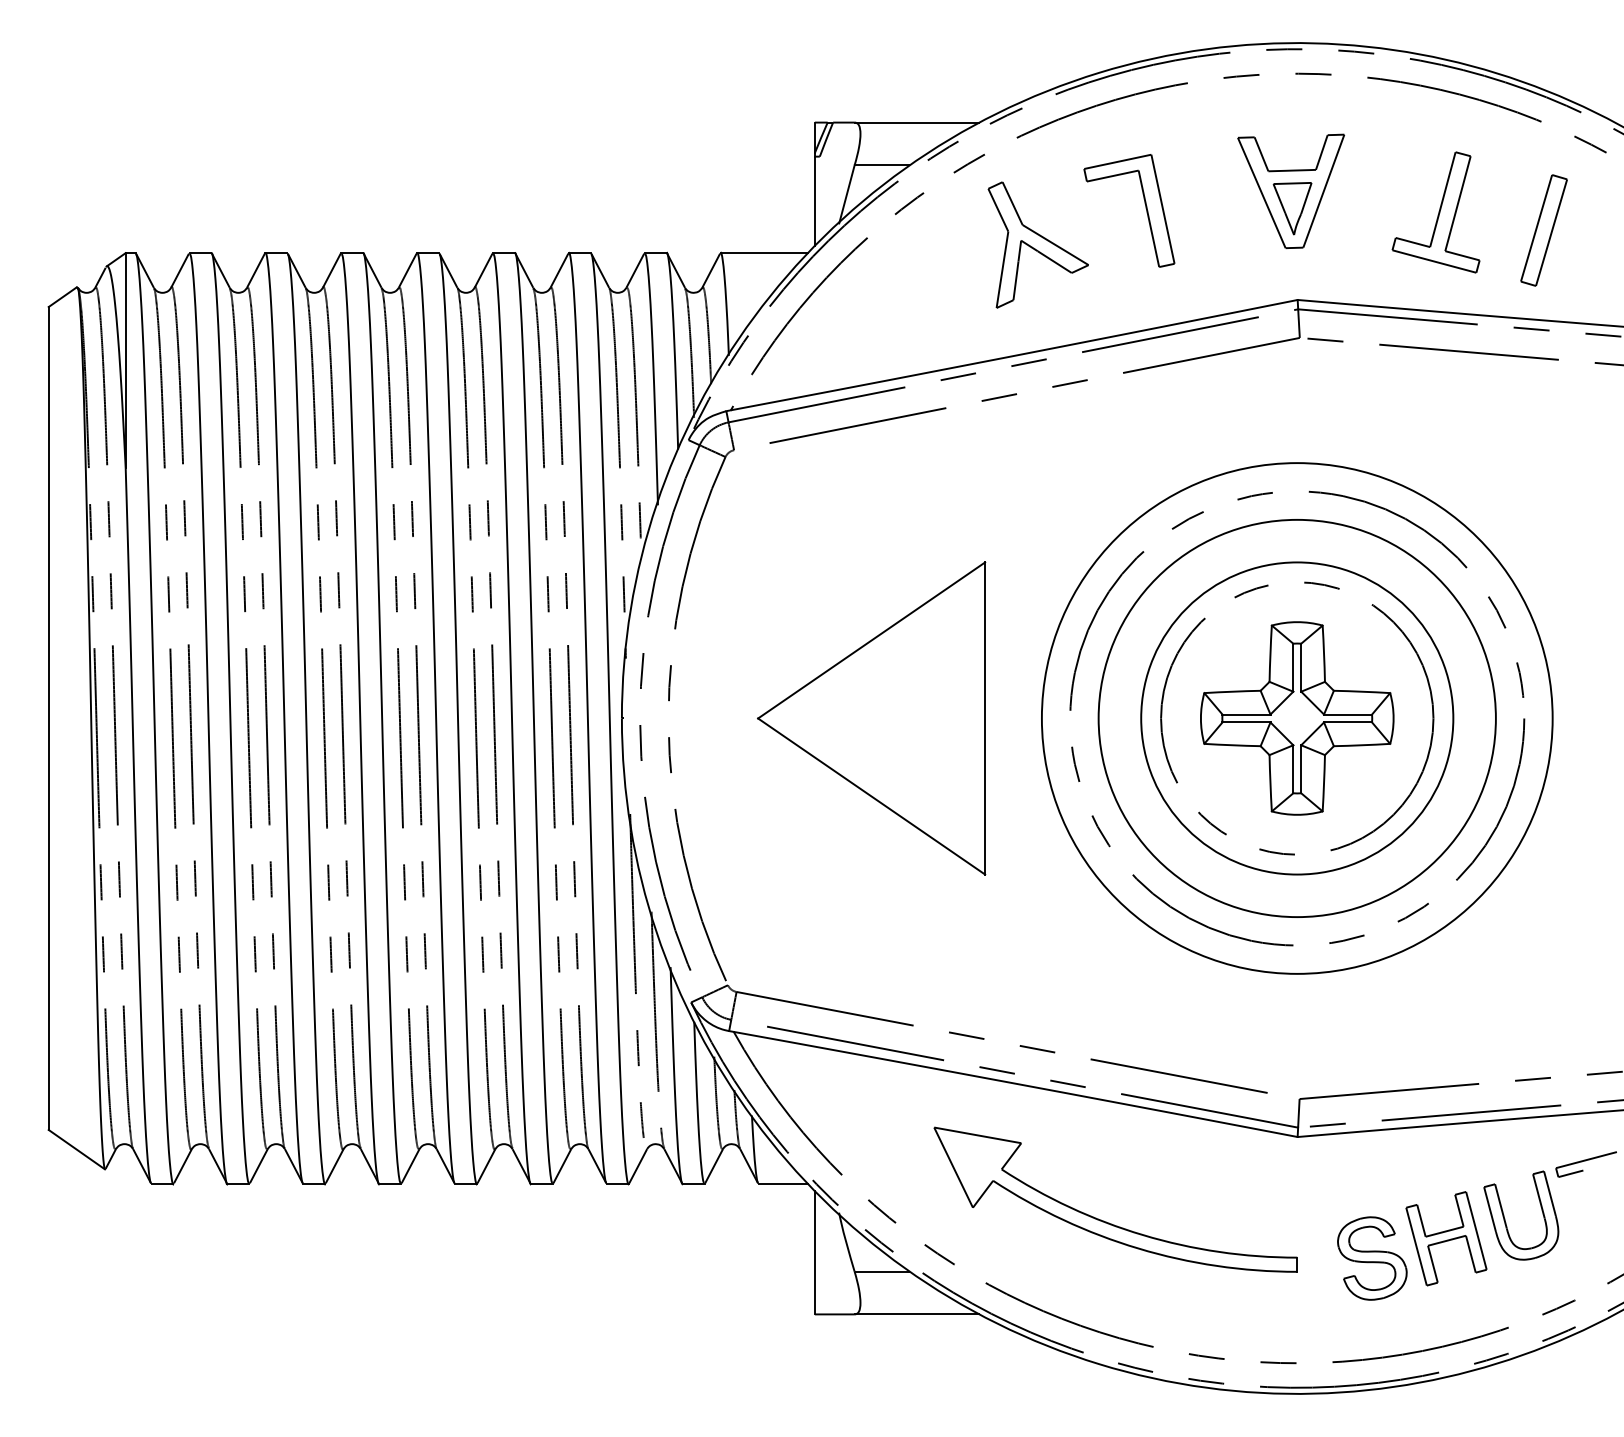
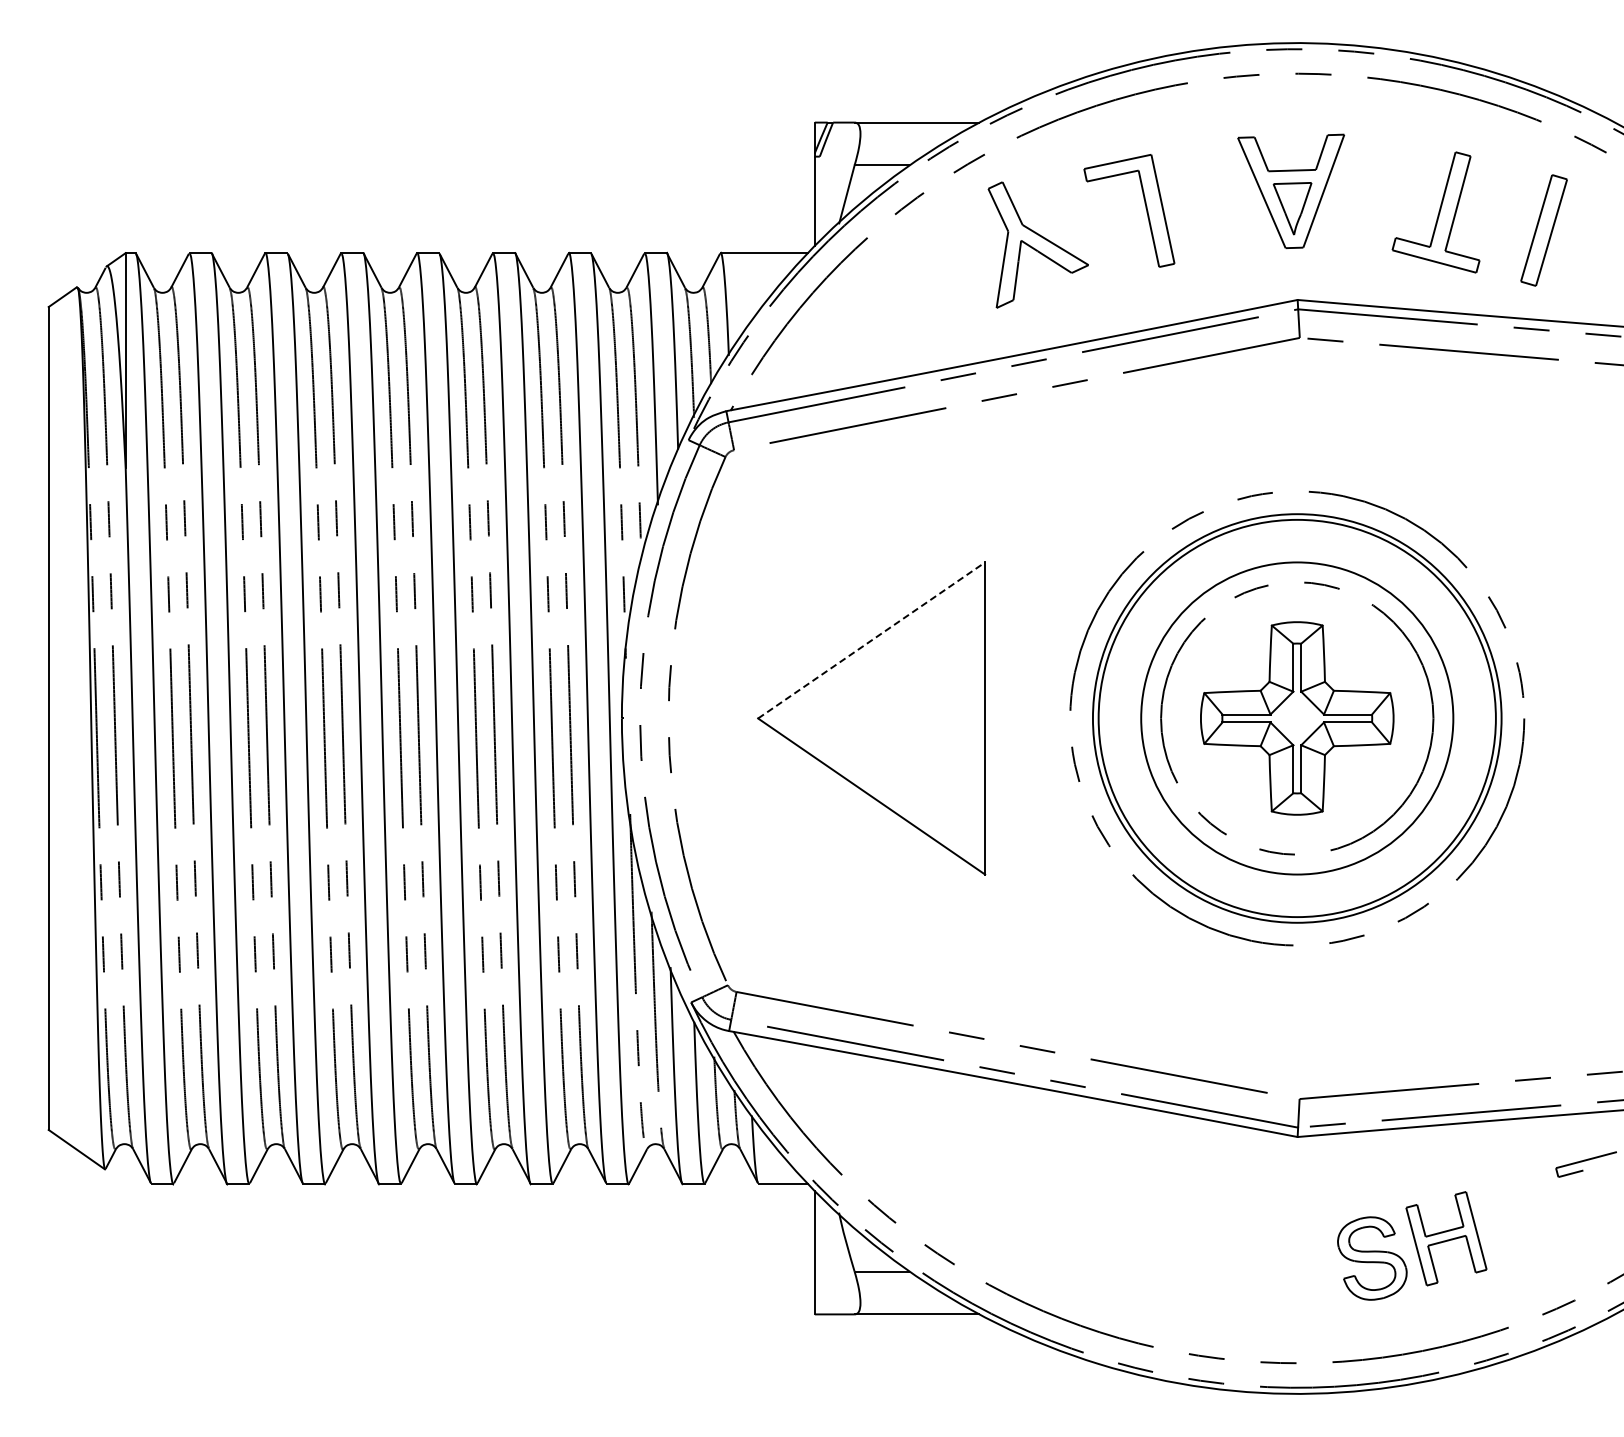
line: solid -> dashed (871, 640)
circle diameter: 511 px -> 409 px (1296, 718)
part: present -> none (1505, 1218)
part: present -> none (1106, 1221)
